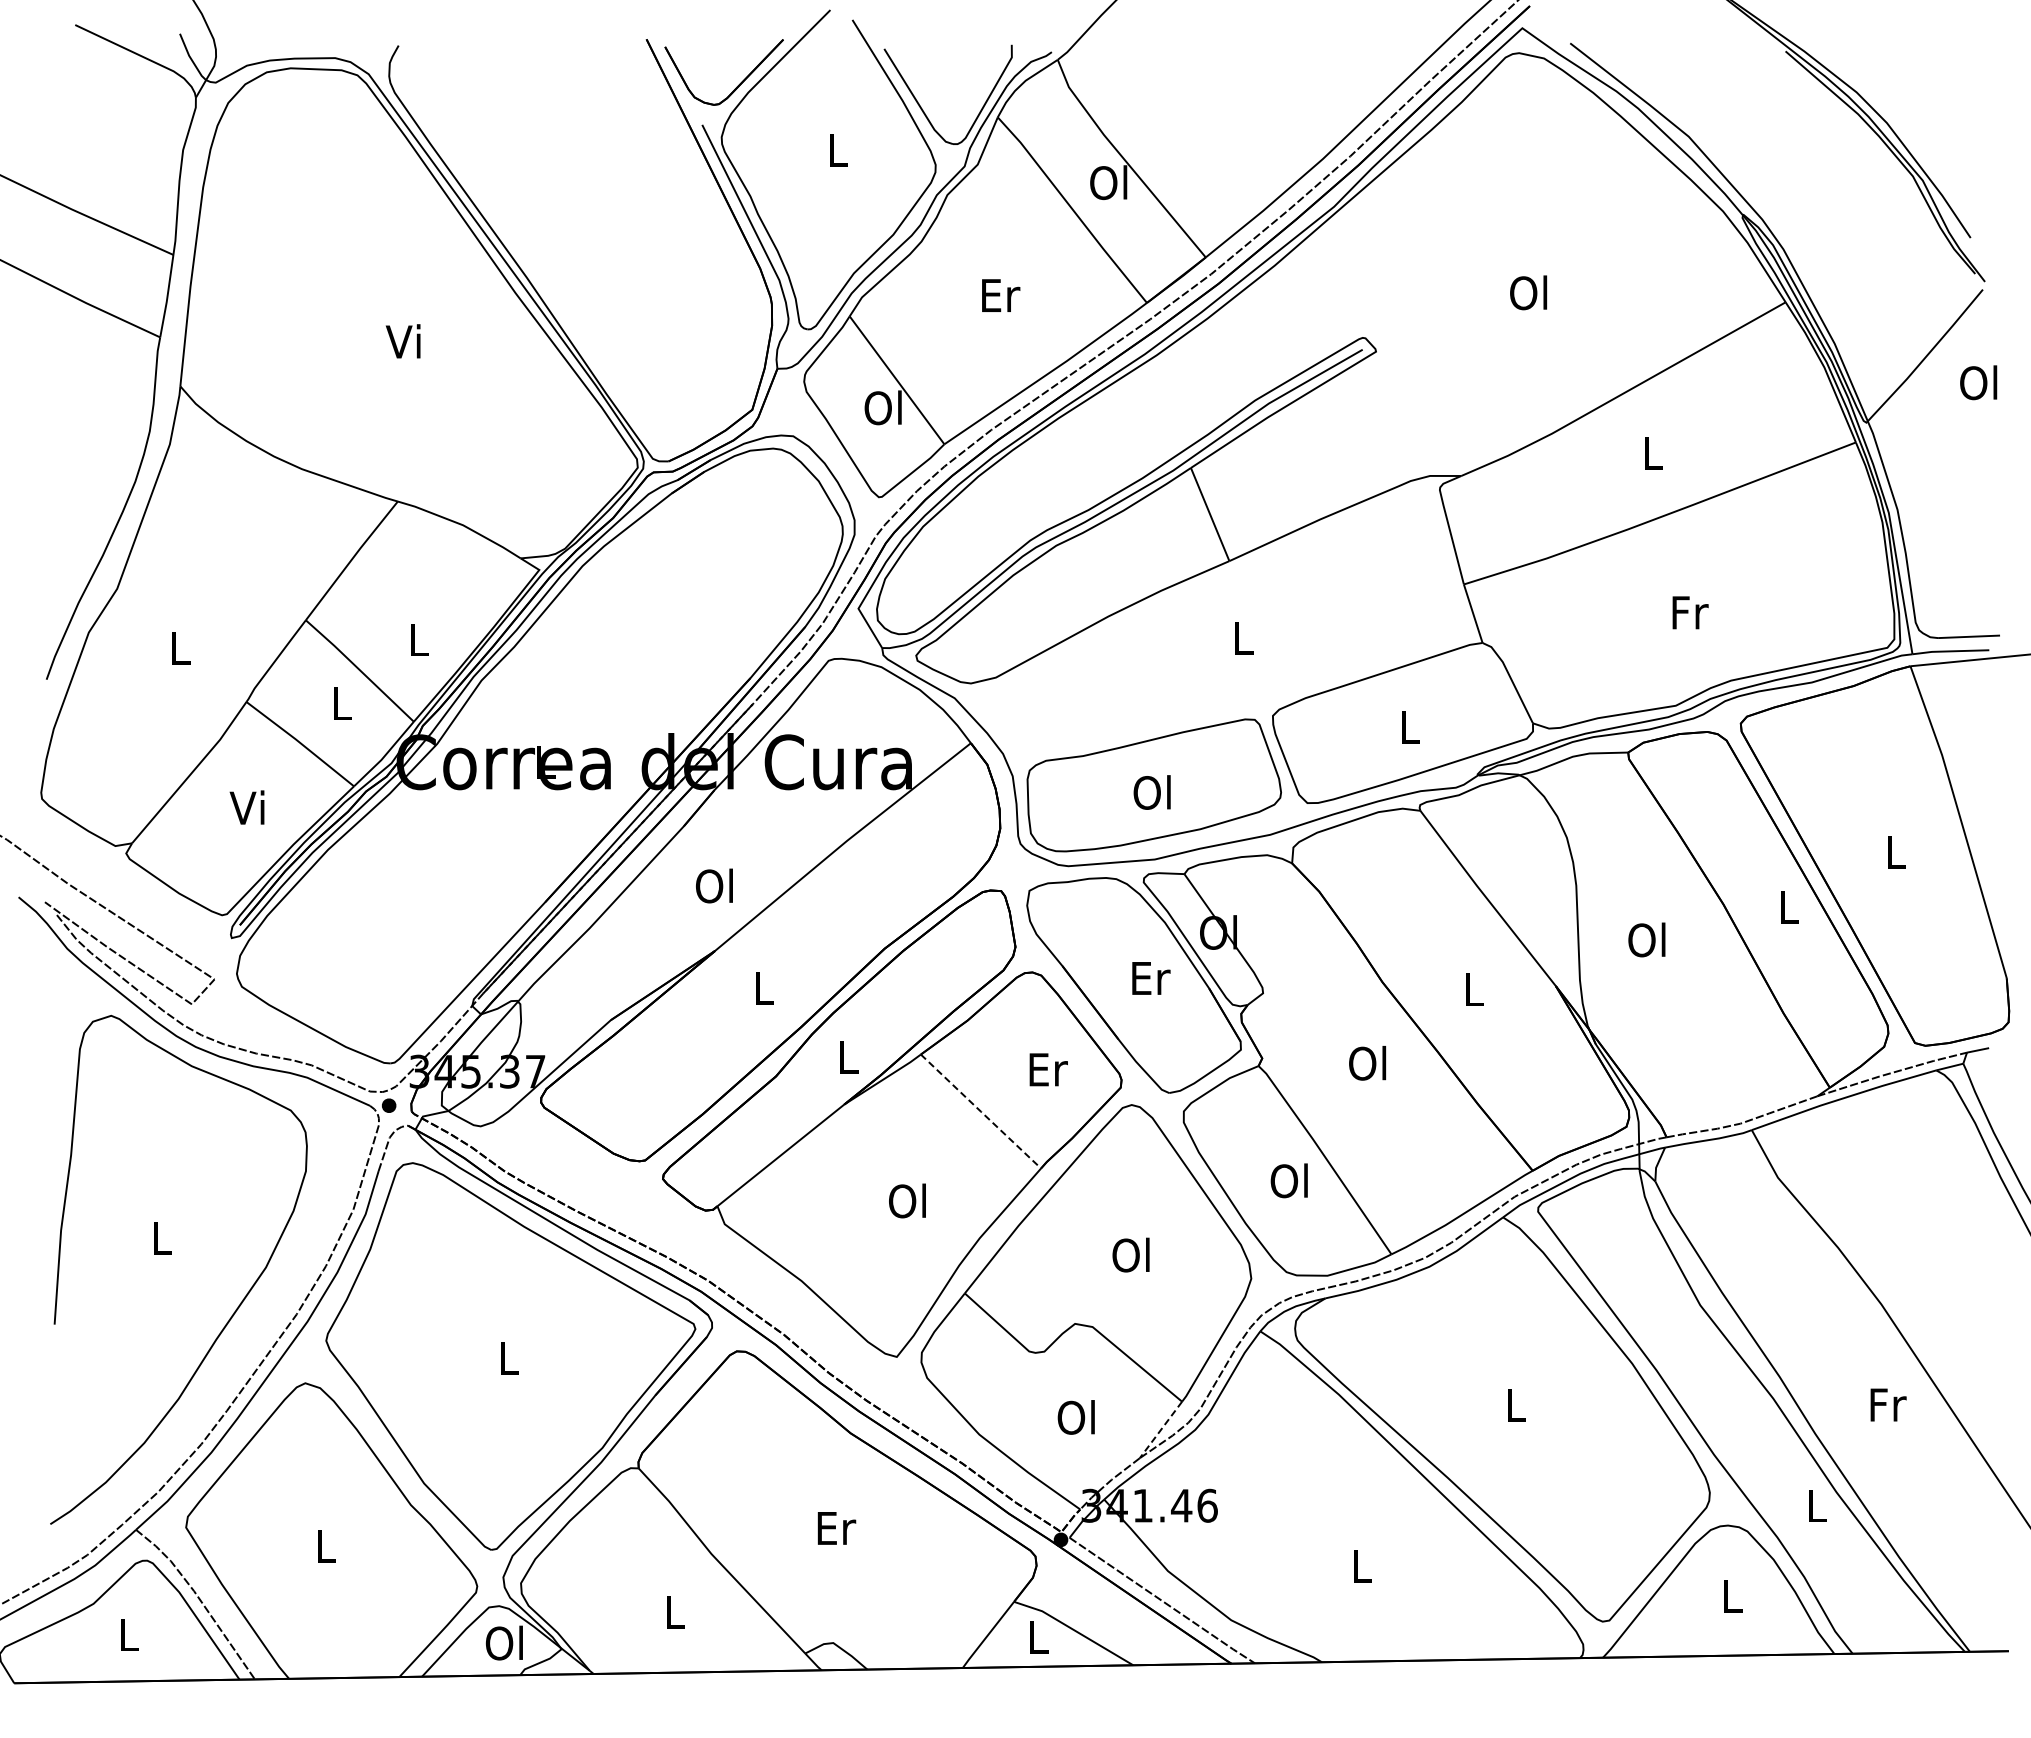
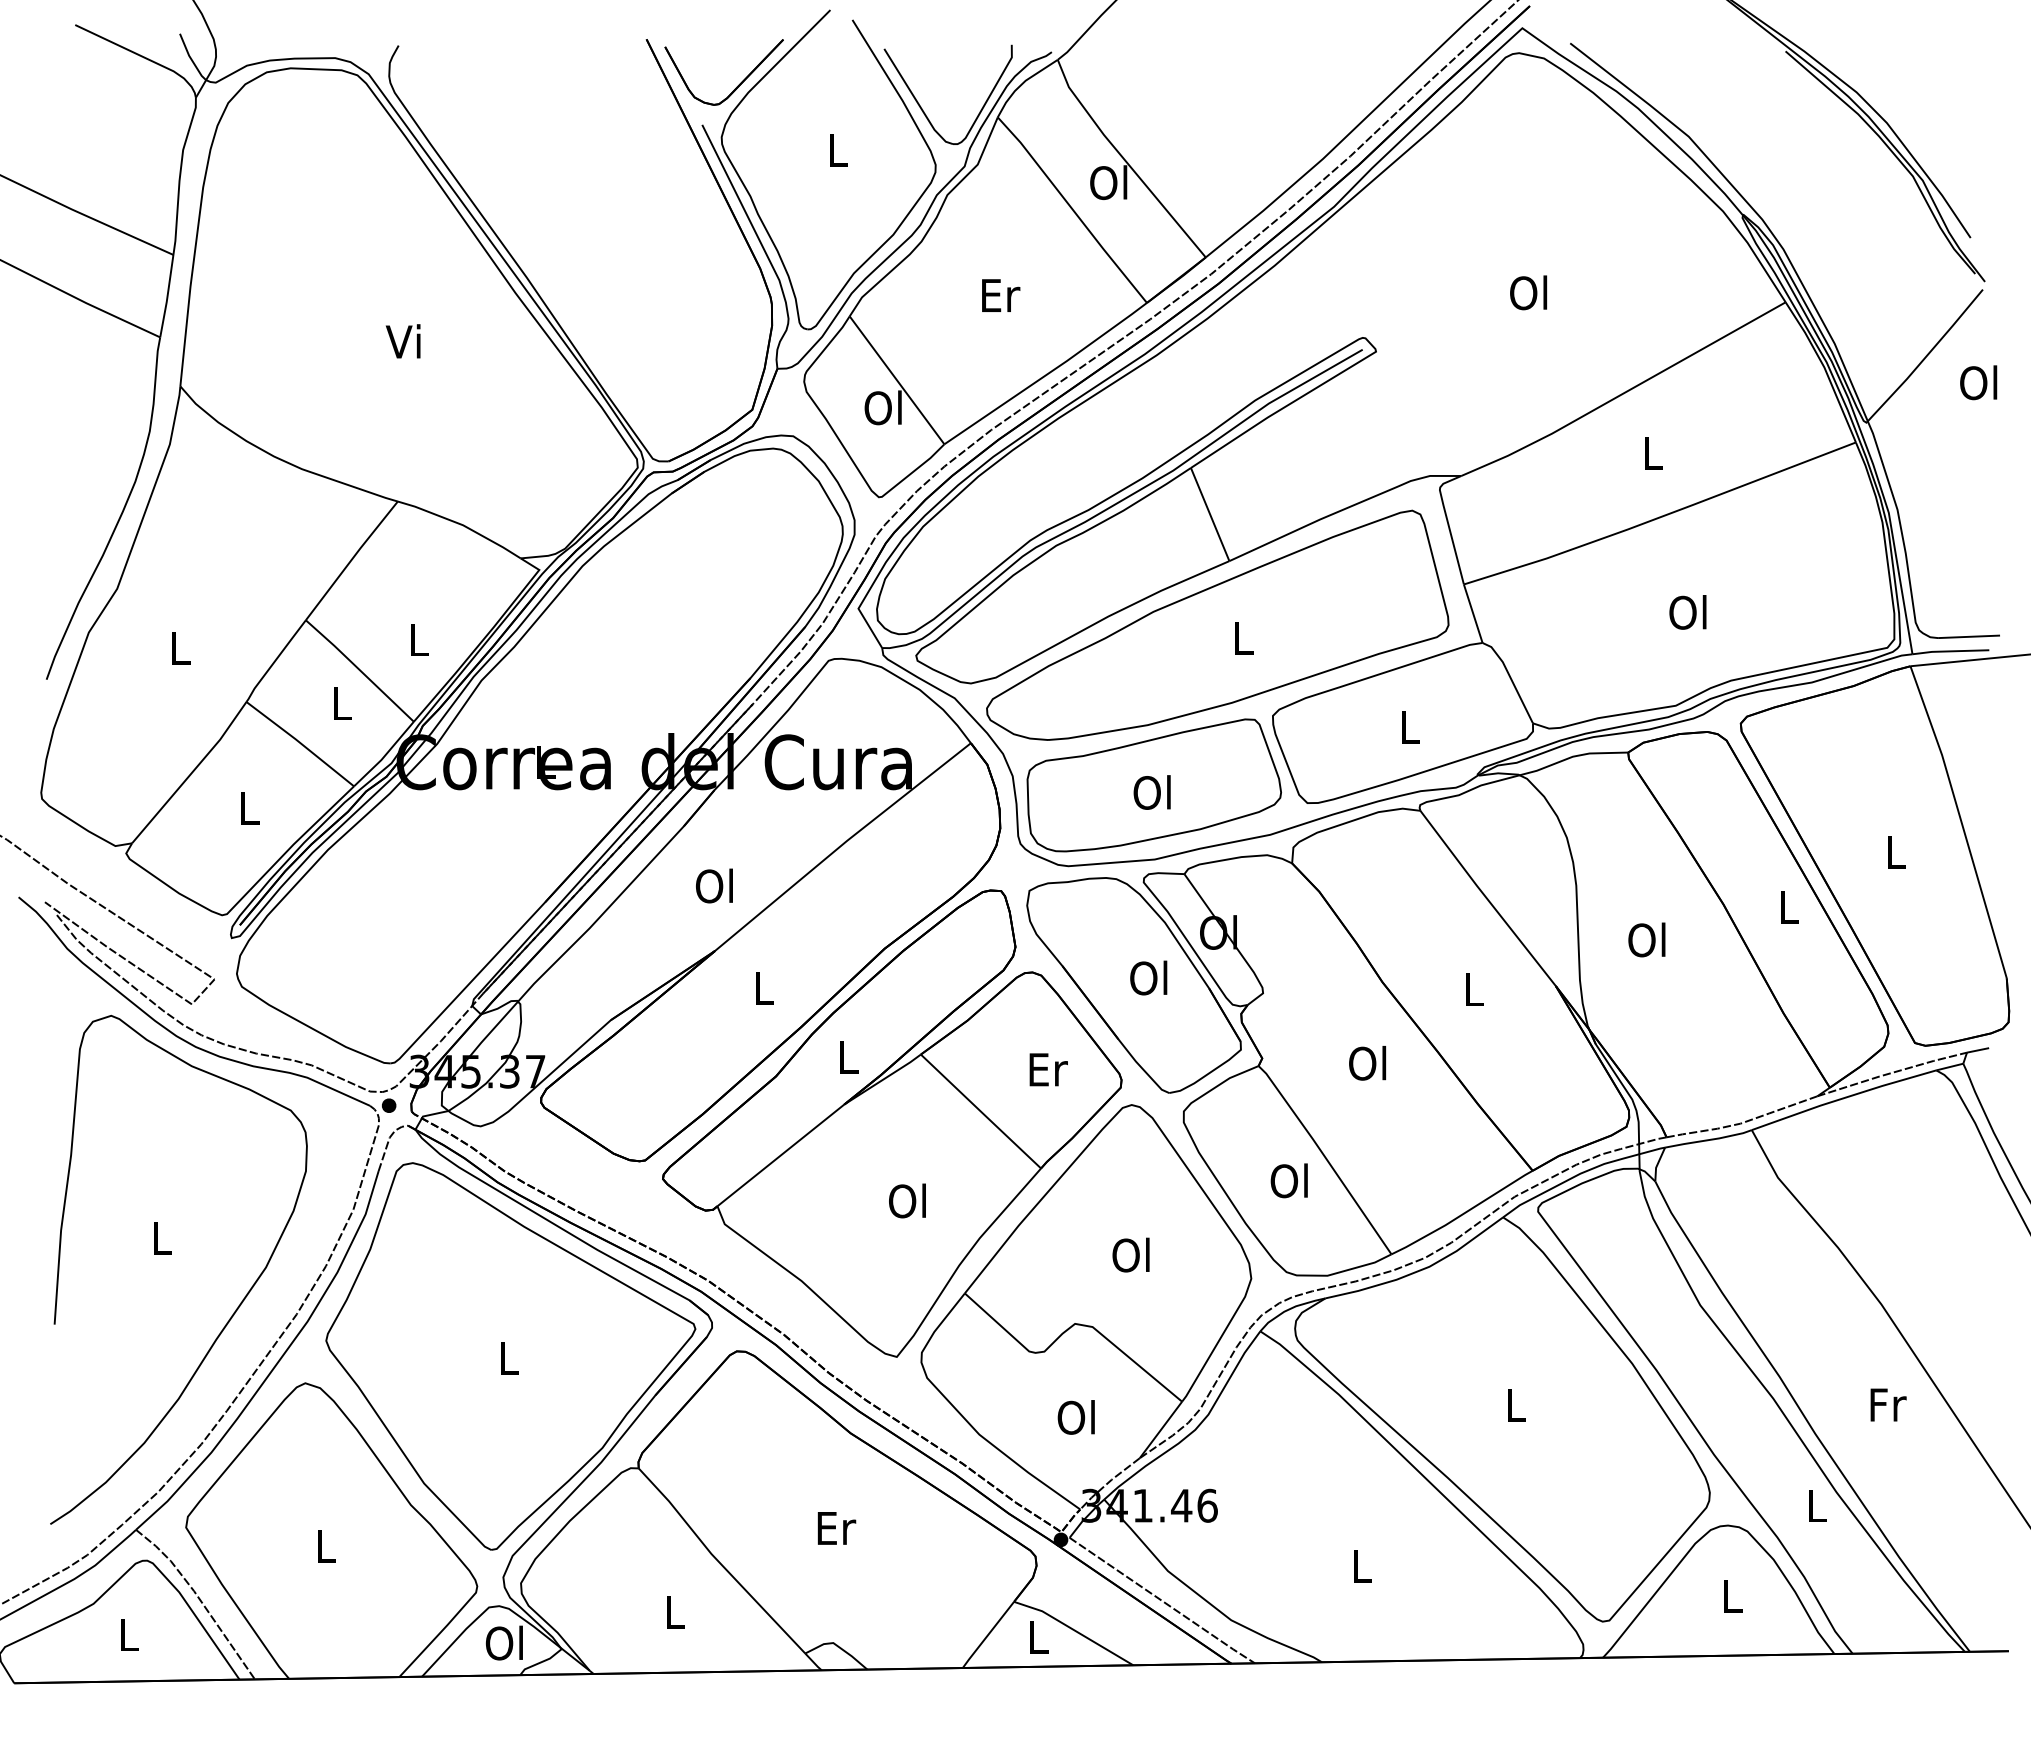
text: Fr -> Ol (1688, 612)
part: none -> present (1217, 624)
text: Vi -> L (246, 807)
text: Er -> Ol (1150, 977)
line: dashed -> solid (980, 1111)
line: dashed -> solid (1160, 1430)
